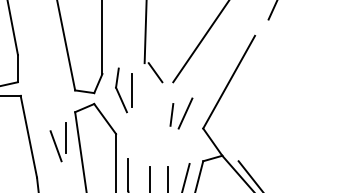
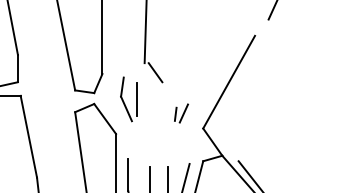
line: present -> none (200, 42)
part position: (123, 90) -> (128, 99) (128, 99)
part size: 25x33 px -> 15x21 px (181, 113)
part: present -> none (57, 142)
